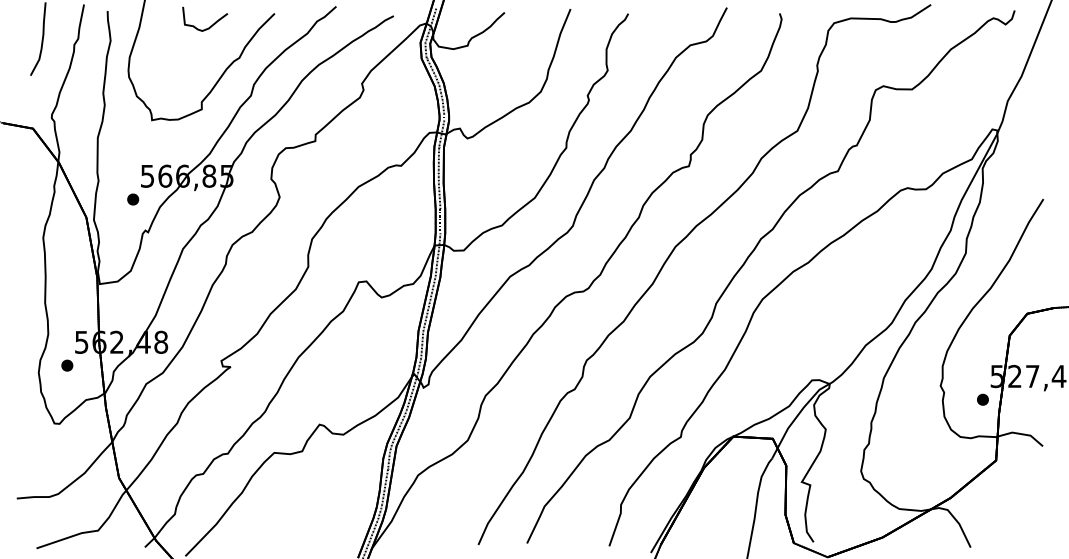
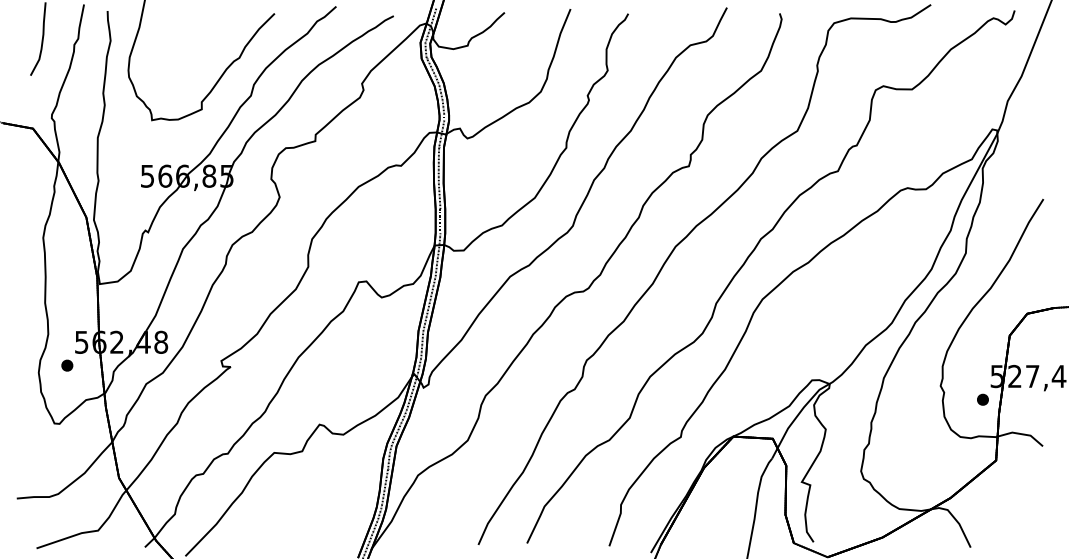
part: present -> none (210, 25)
part: present -> none (133, 199)
